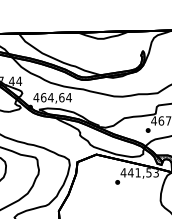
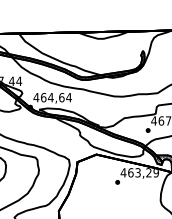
text: 441,53 -> 463,29 (142, 172)
